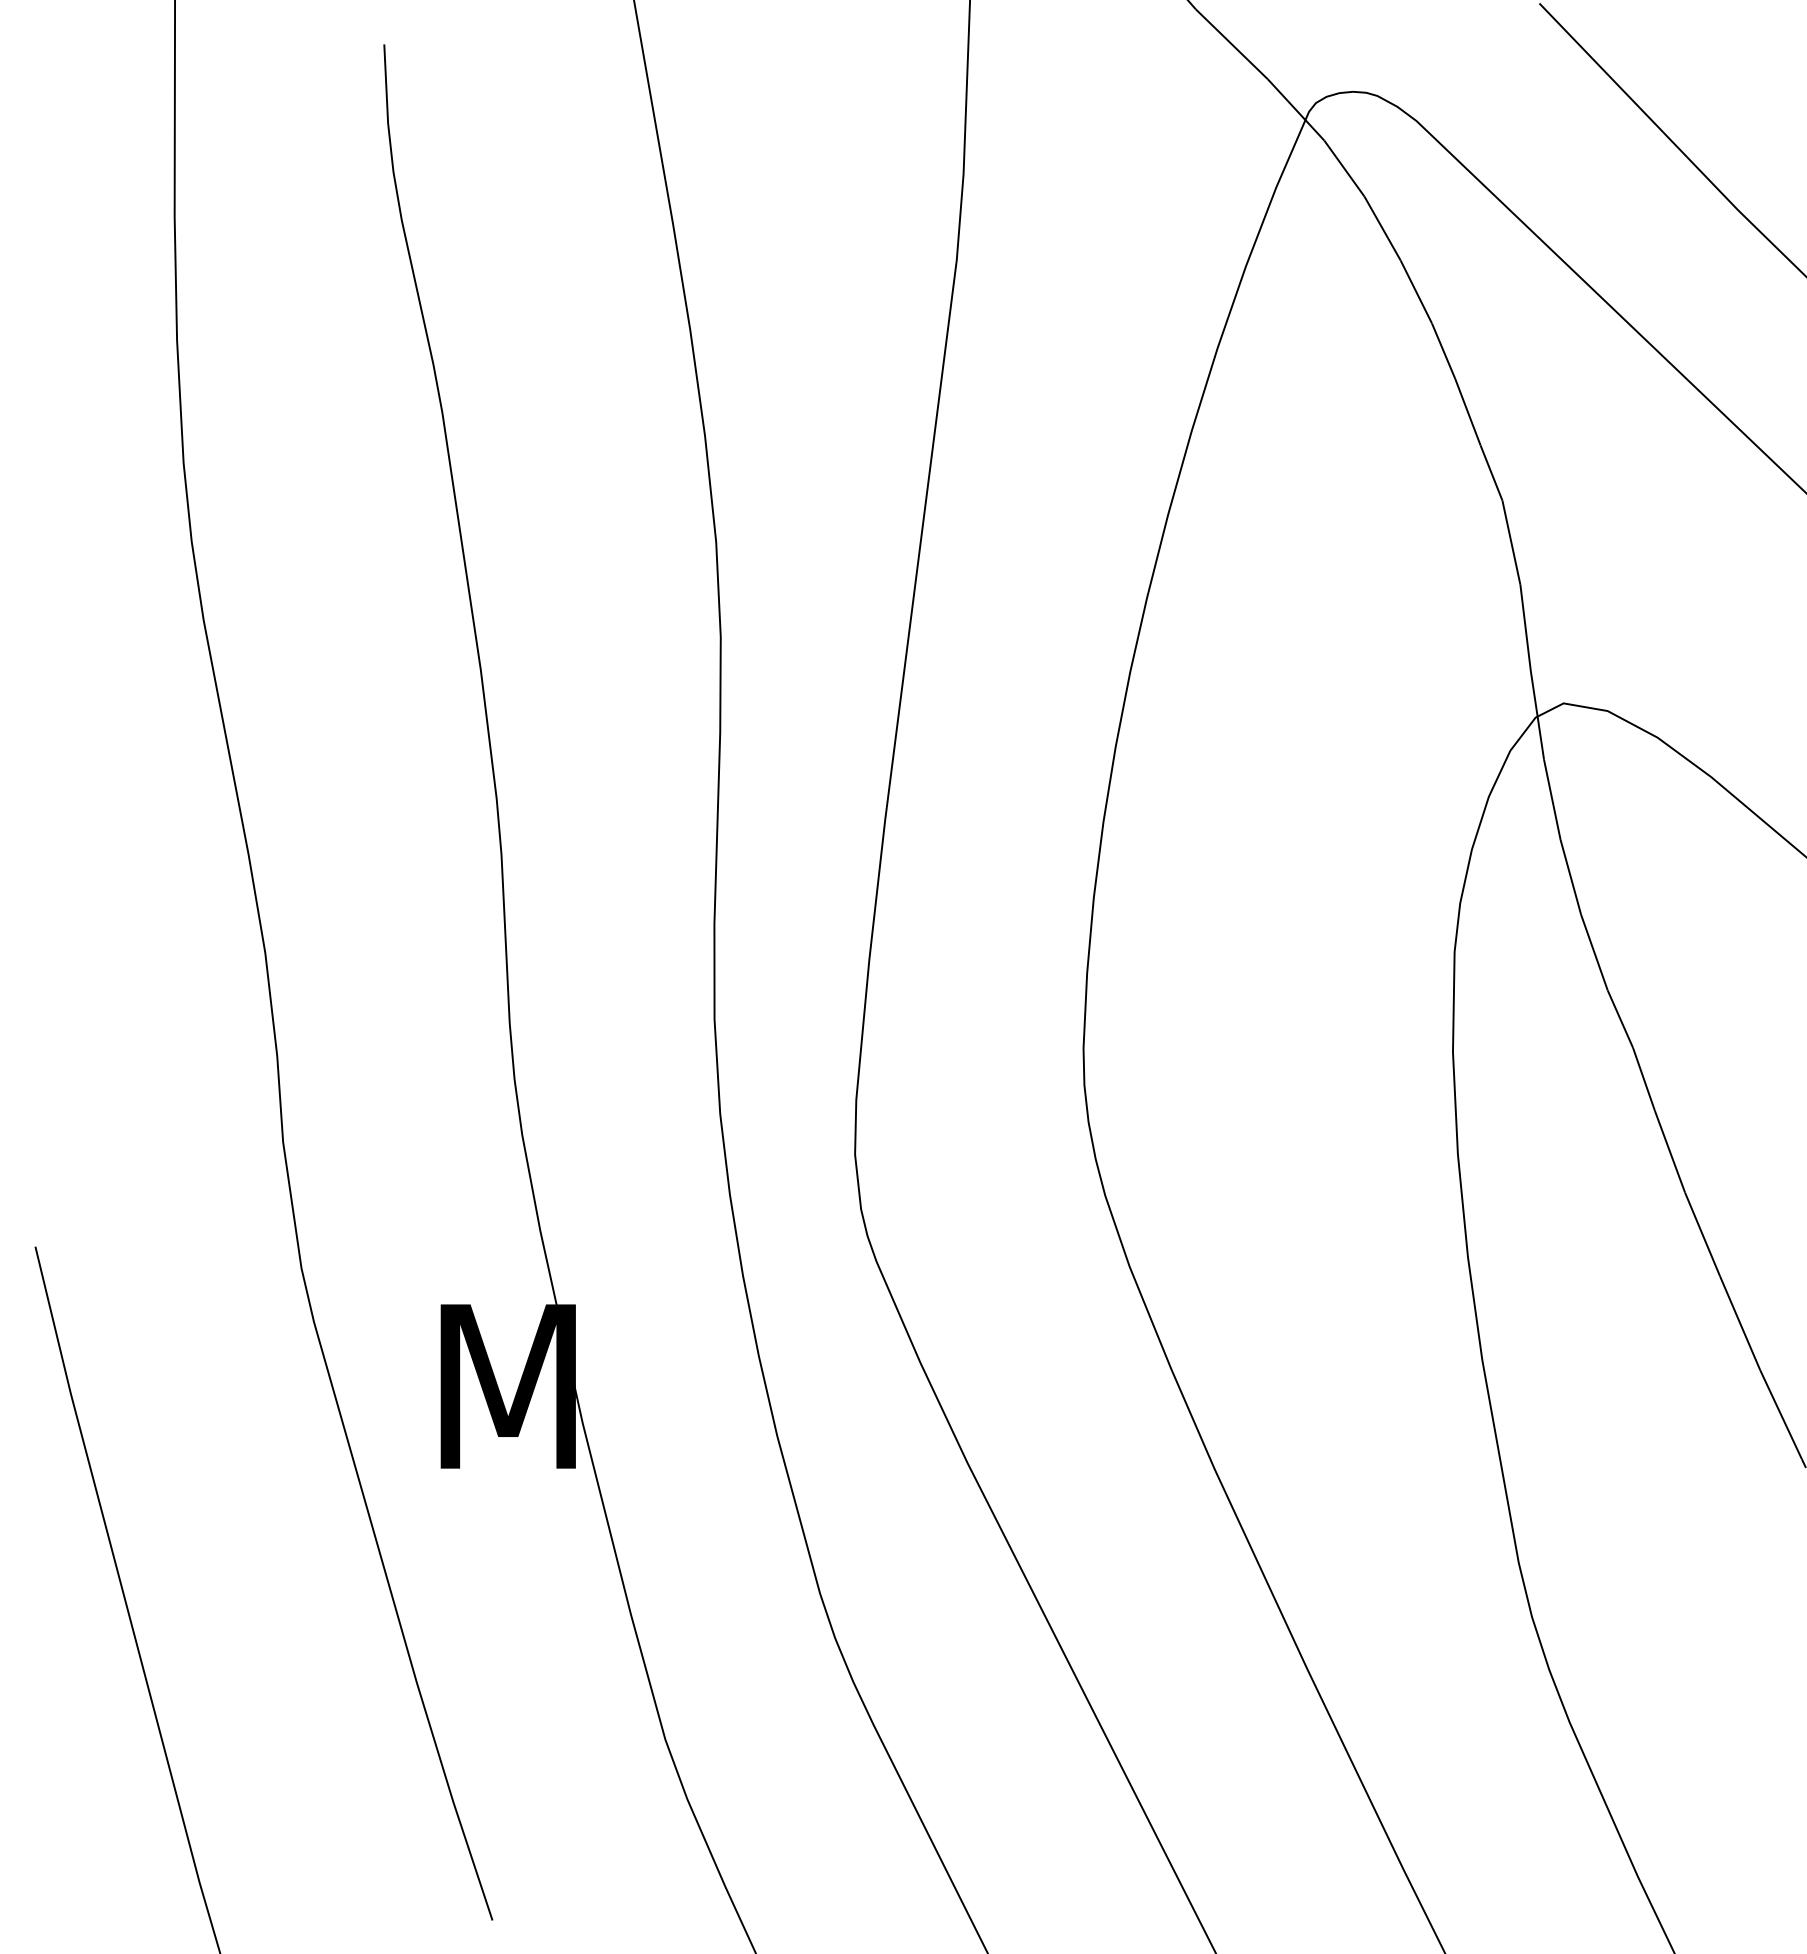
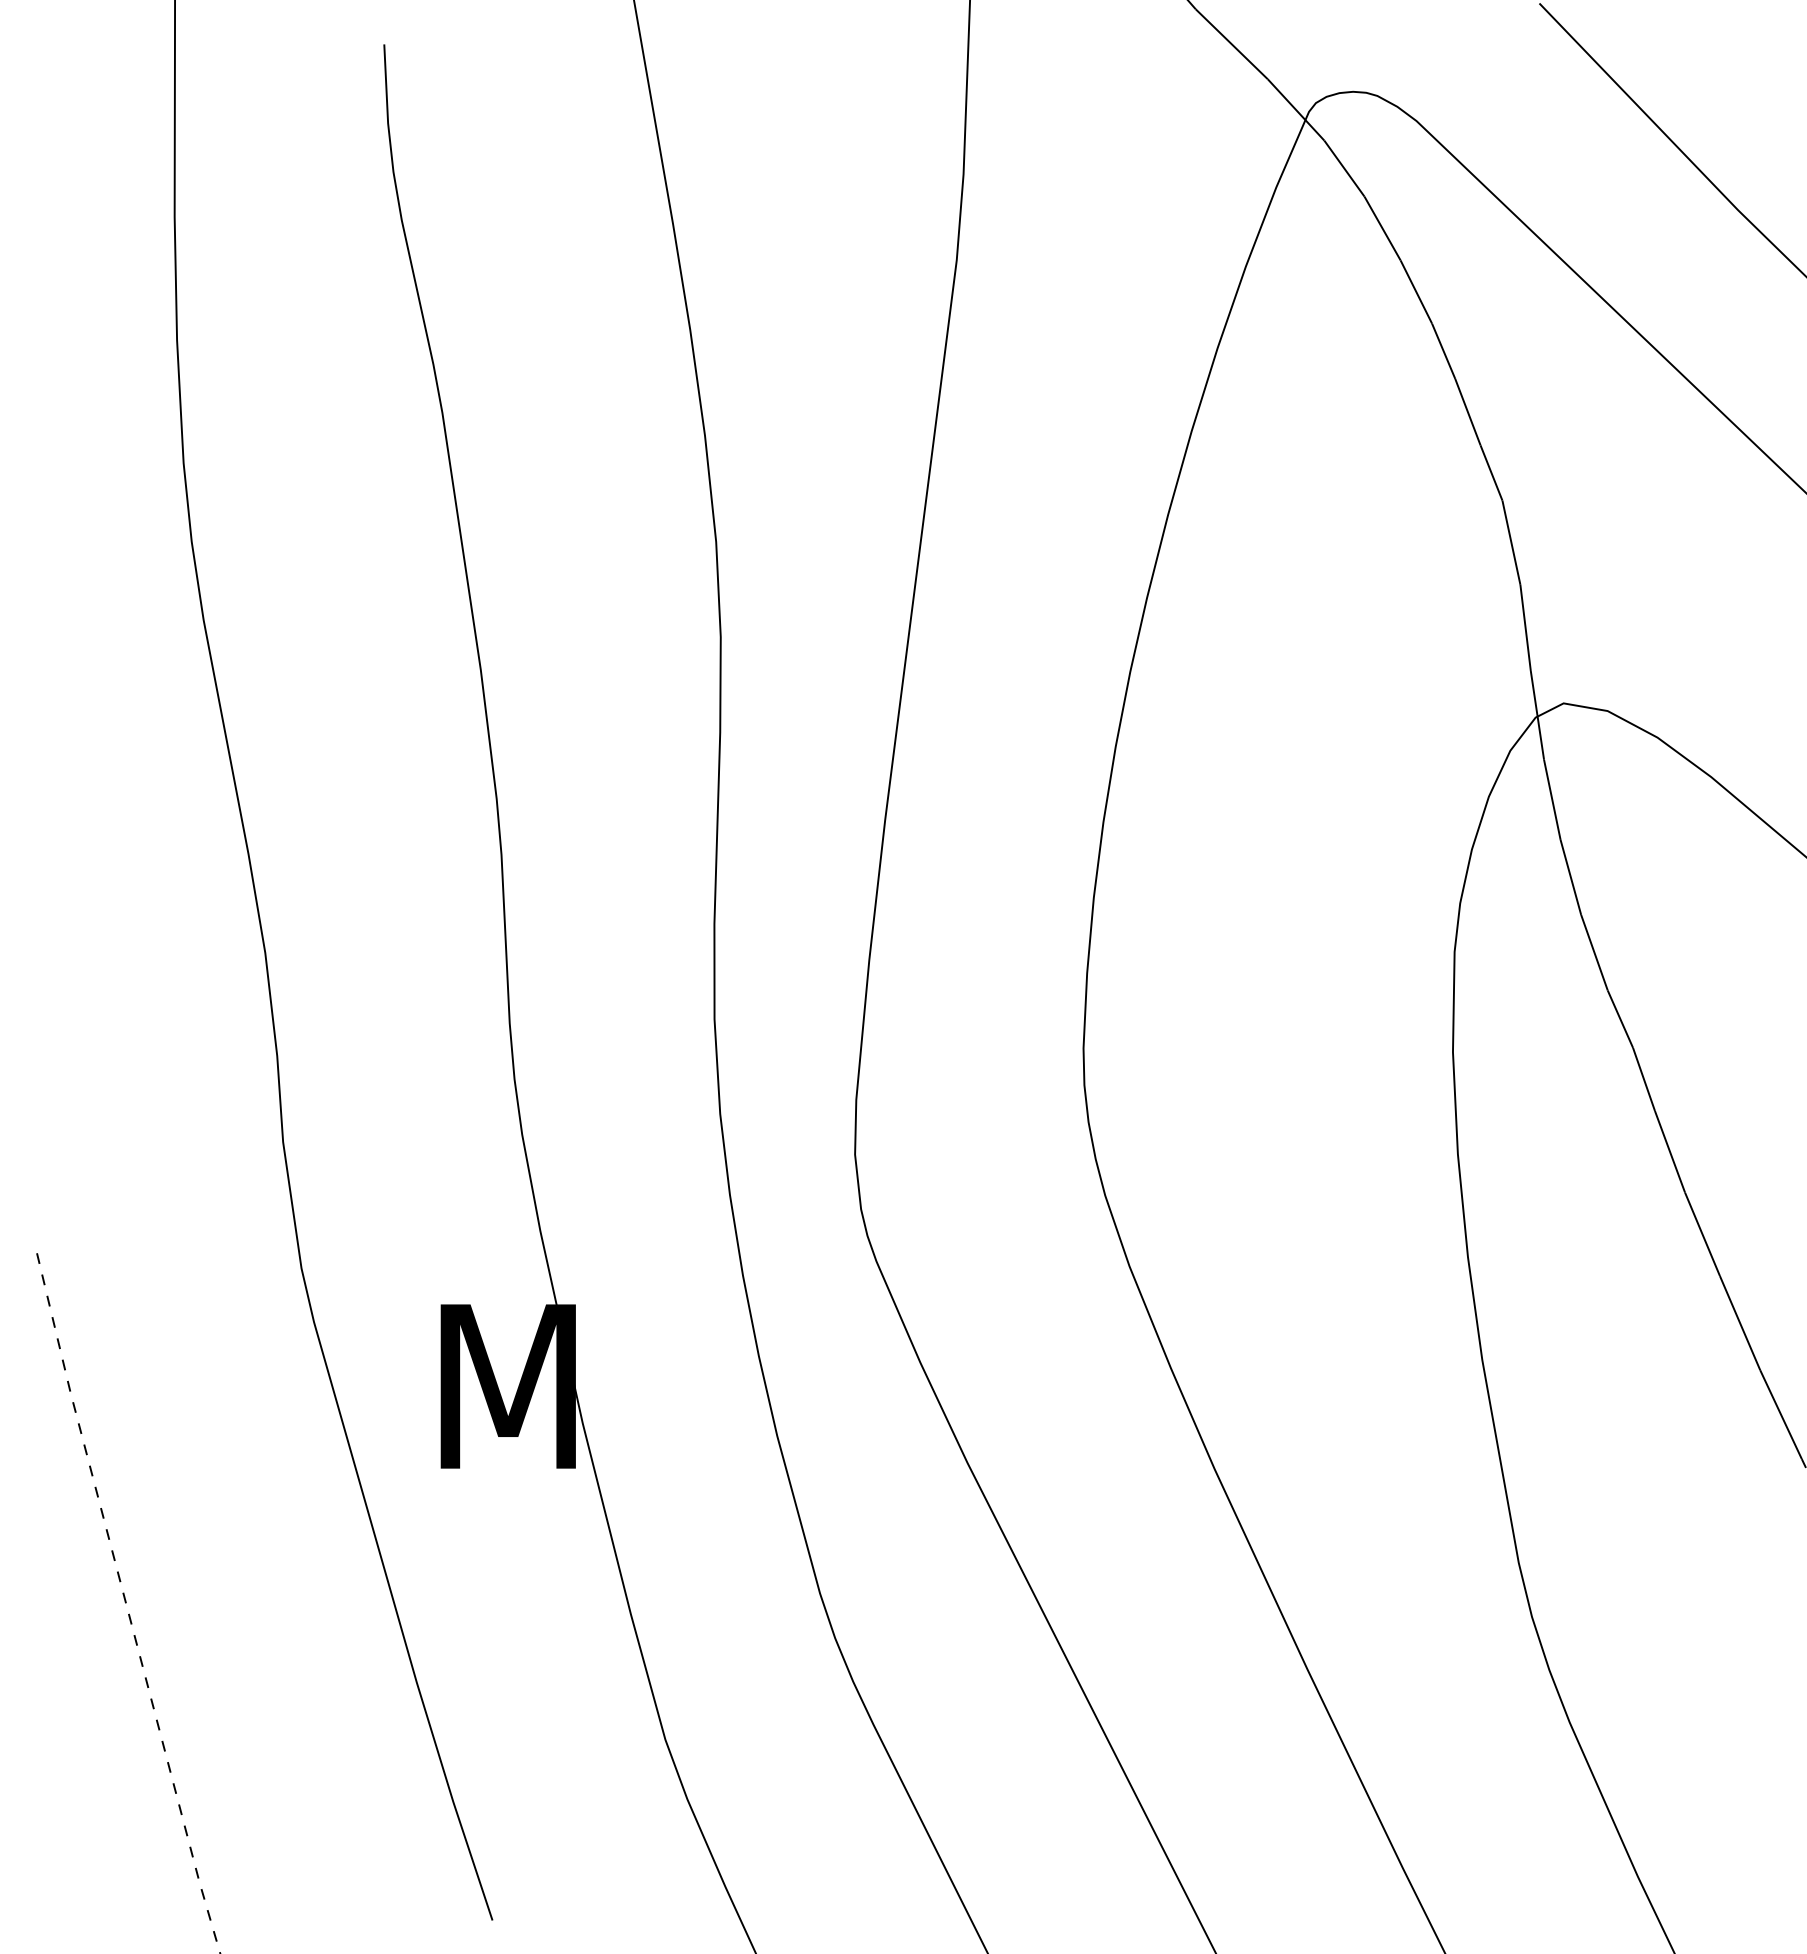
line: solid -> dashed (125, 1600)
